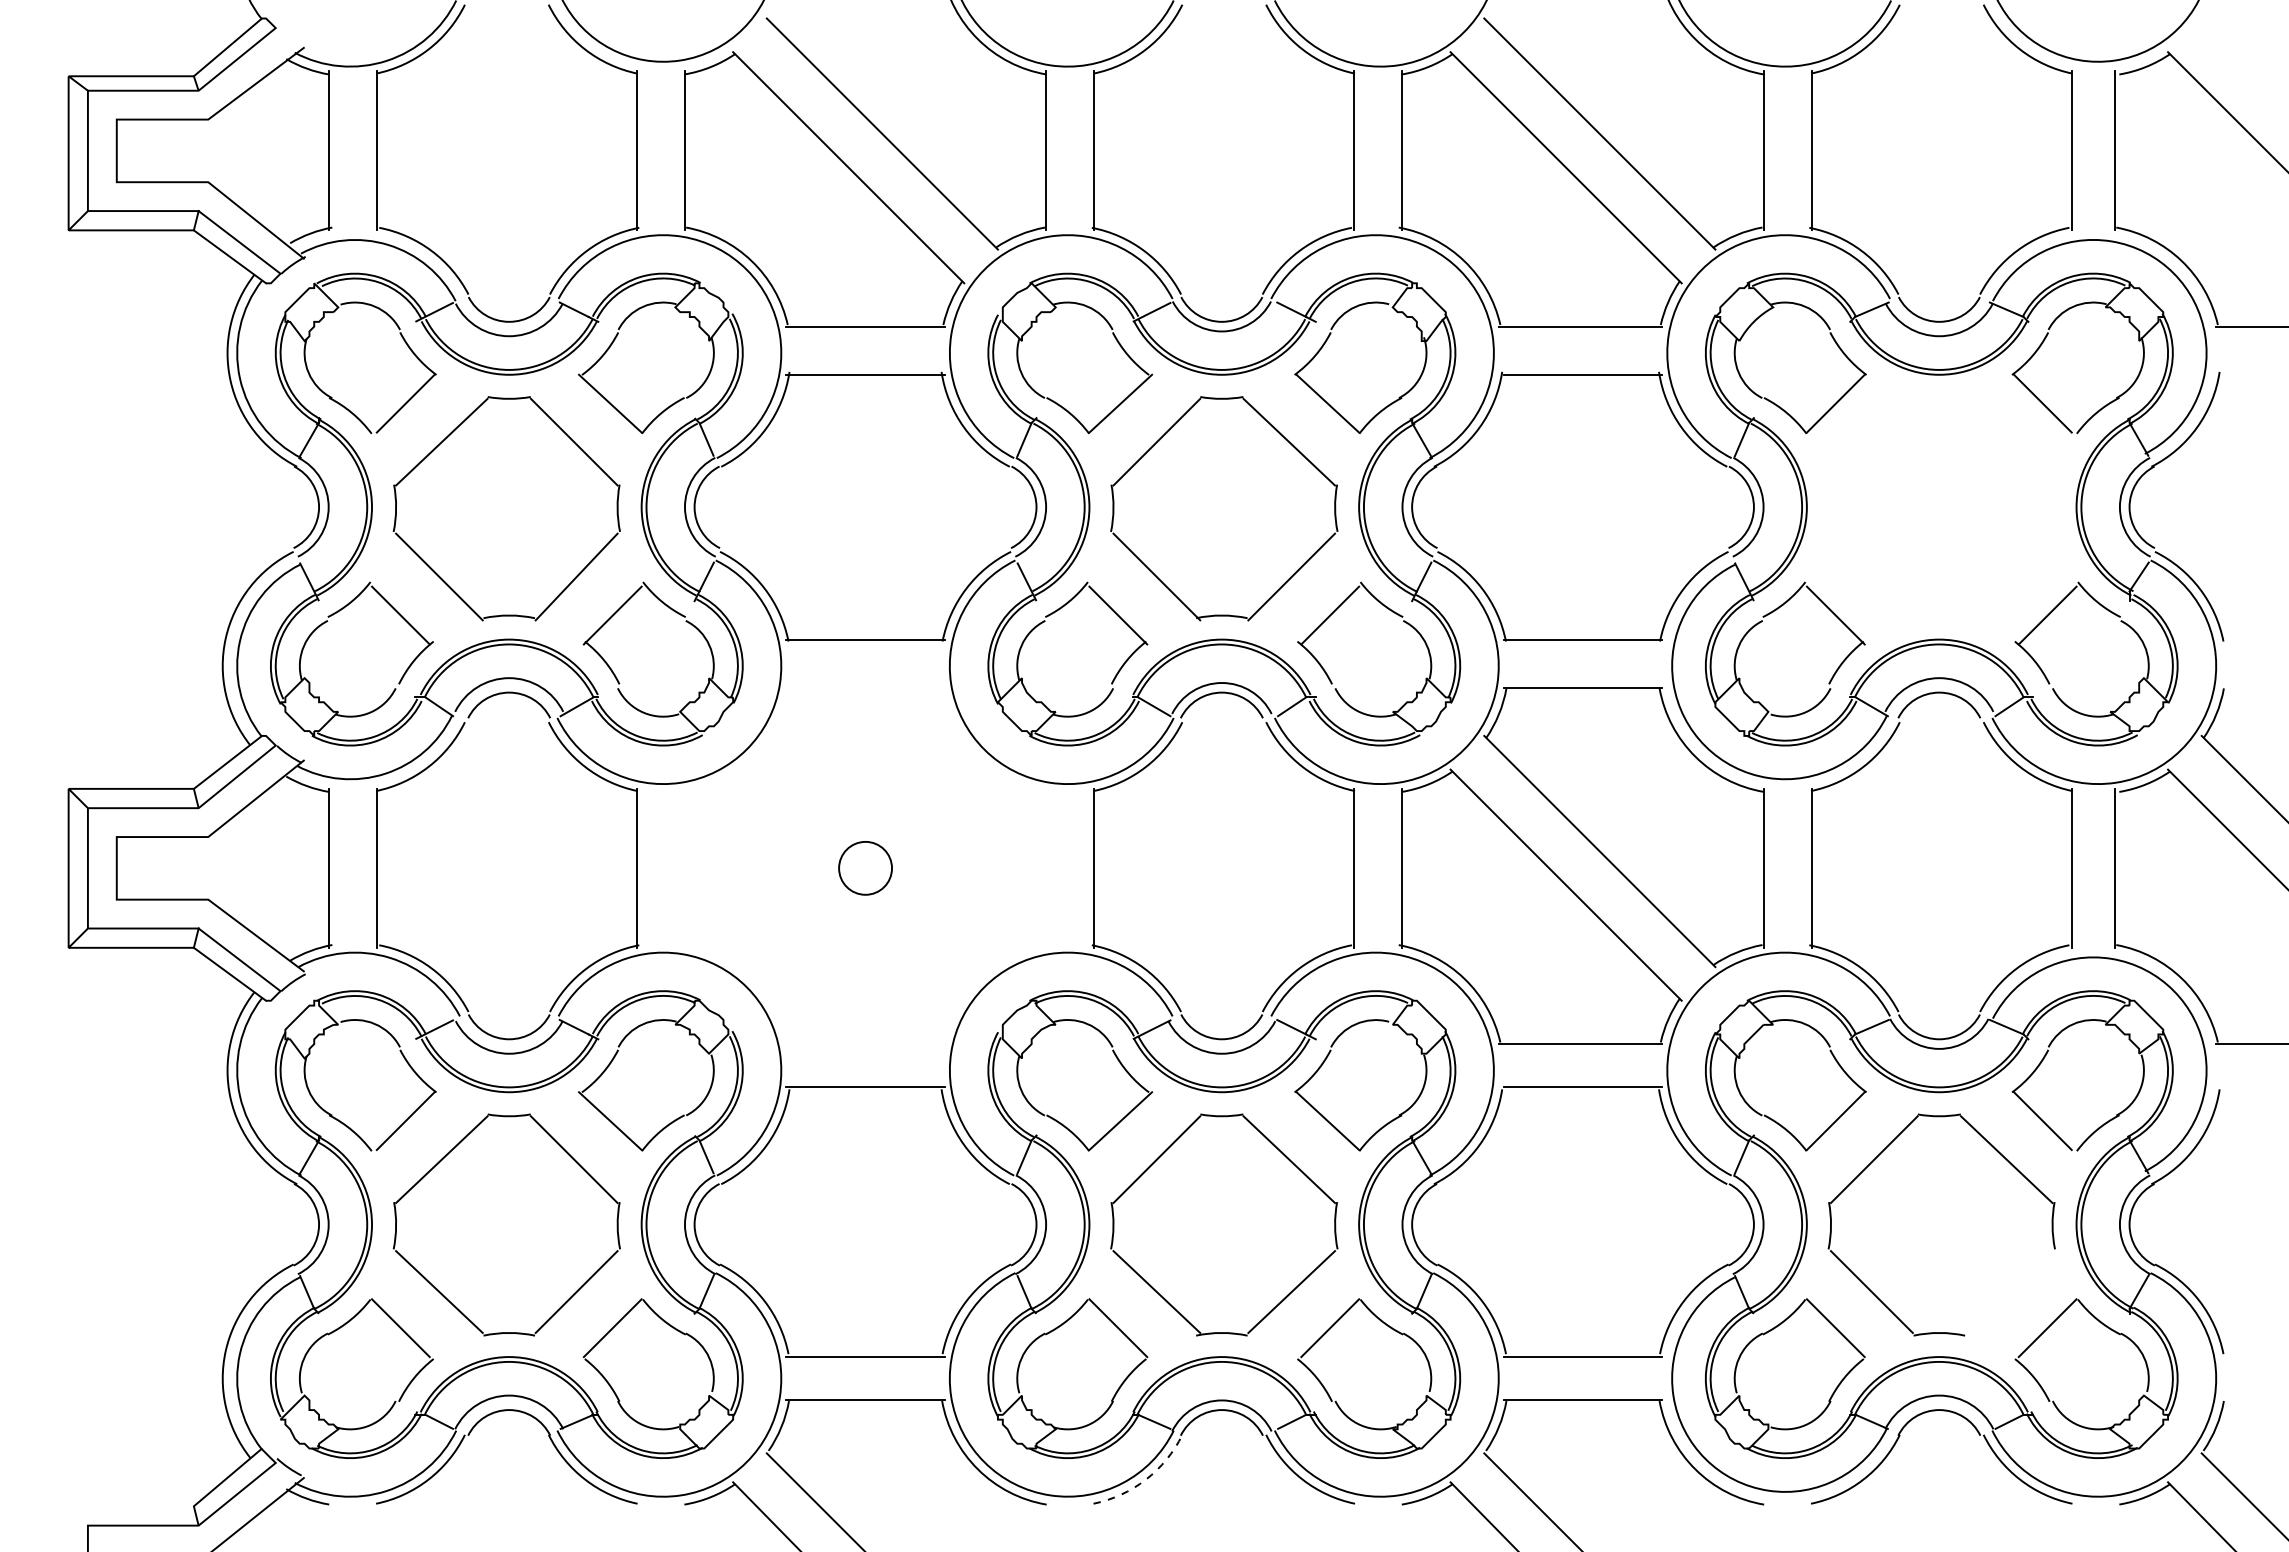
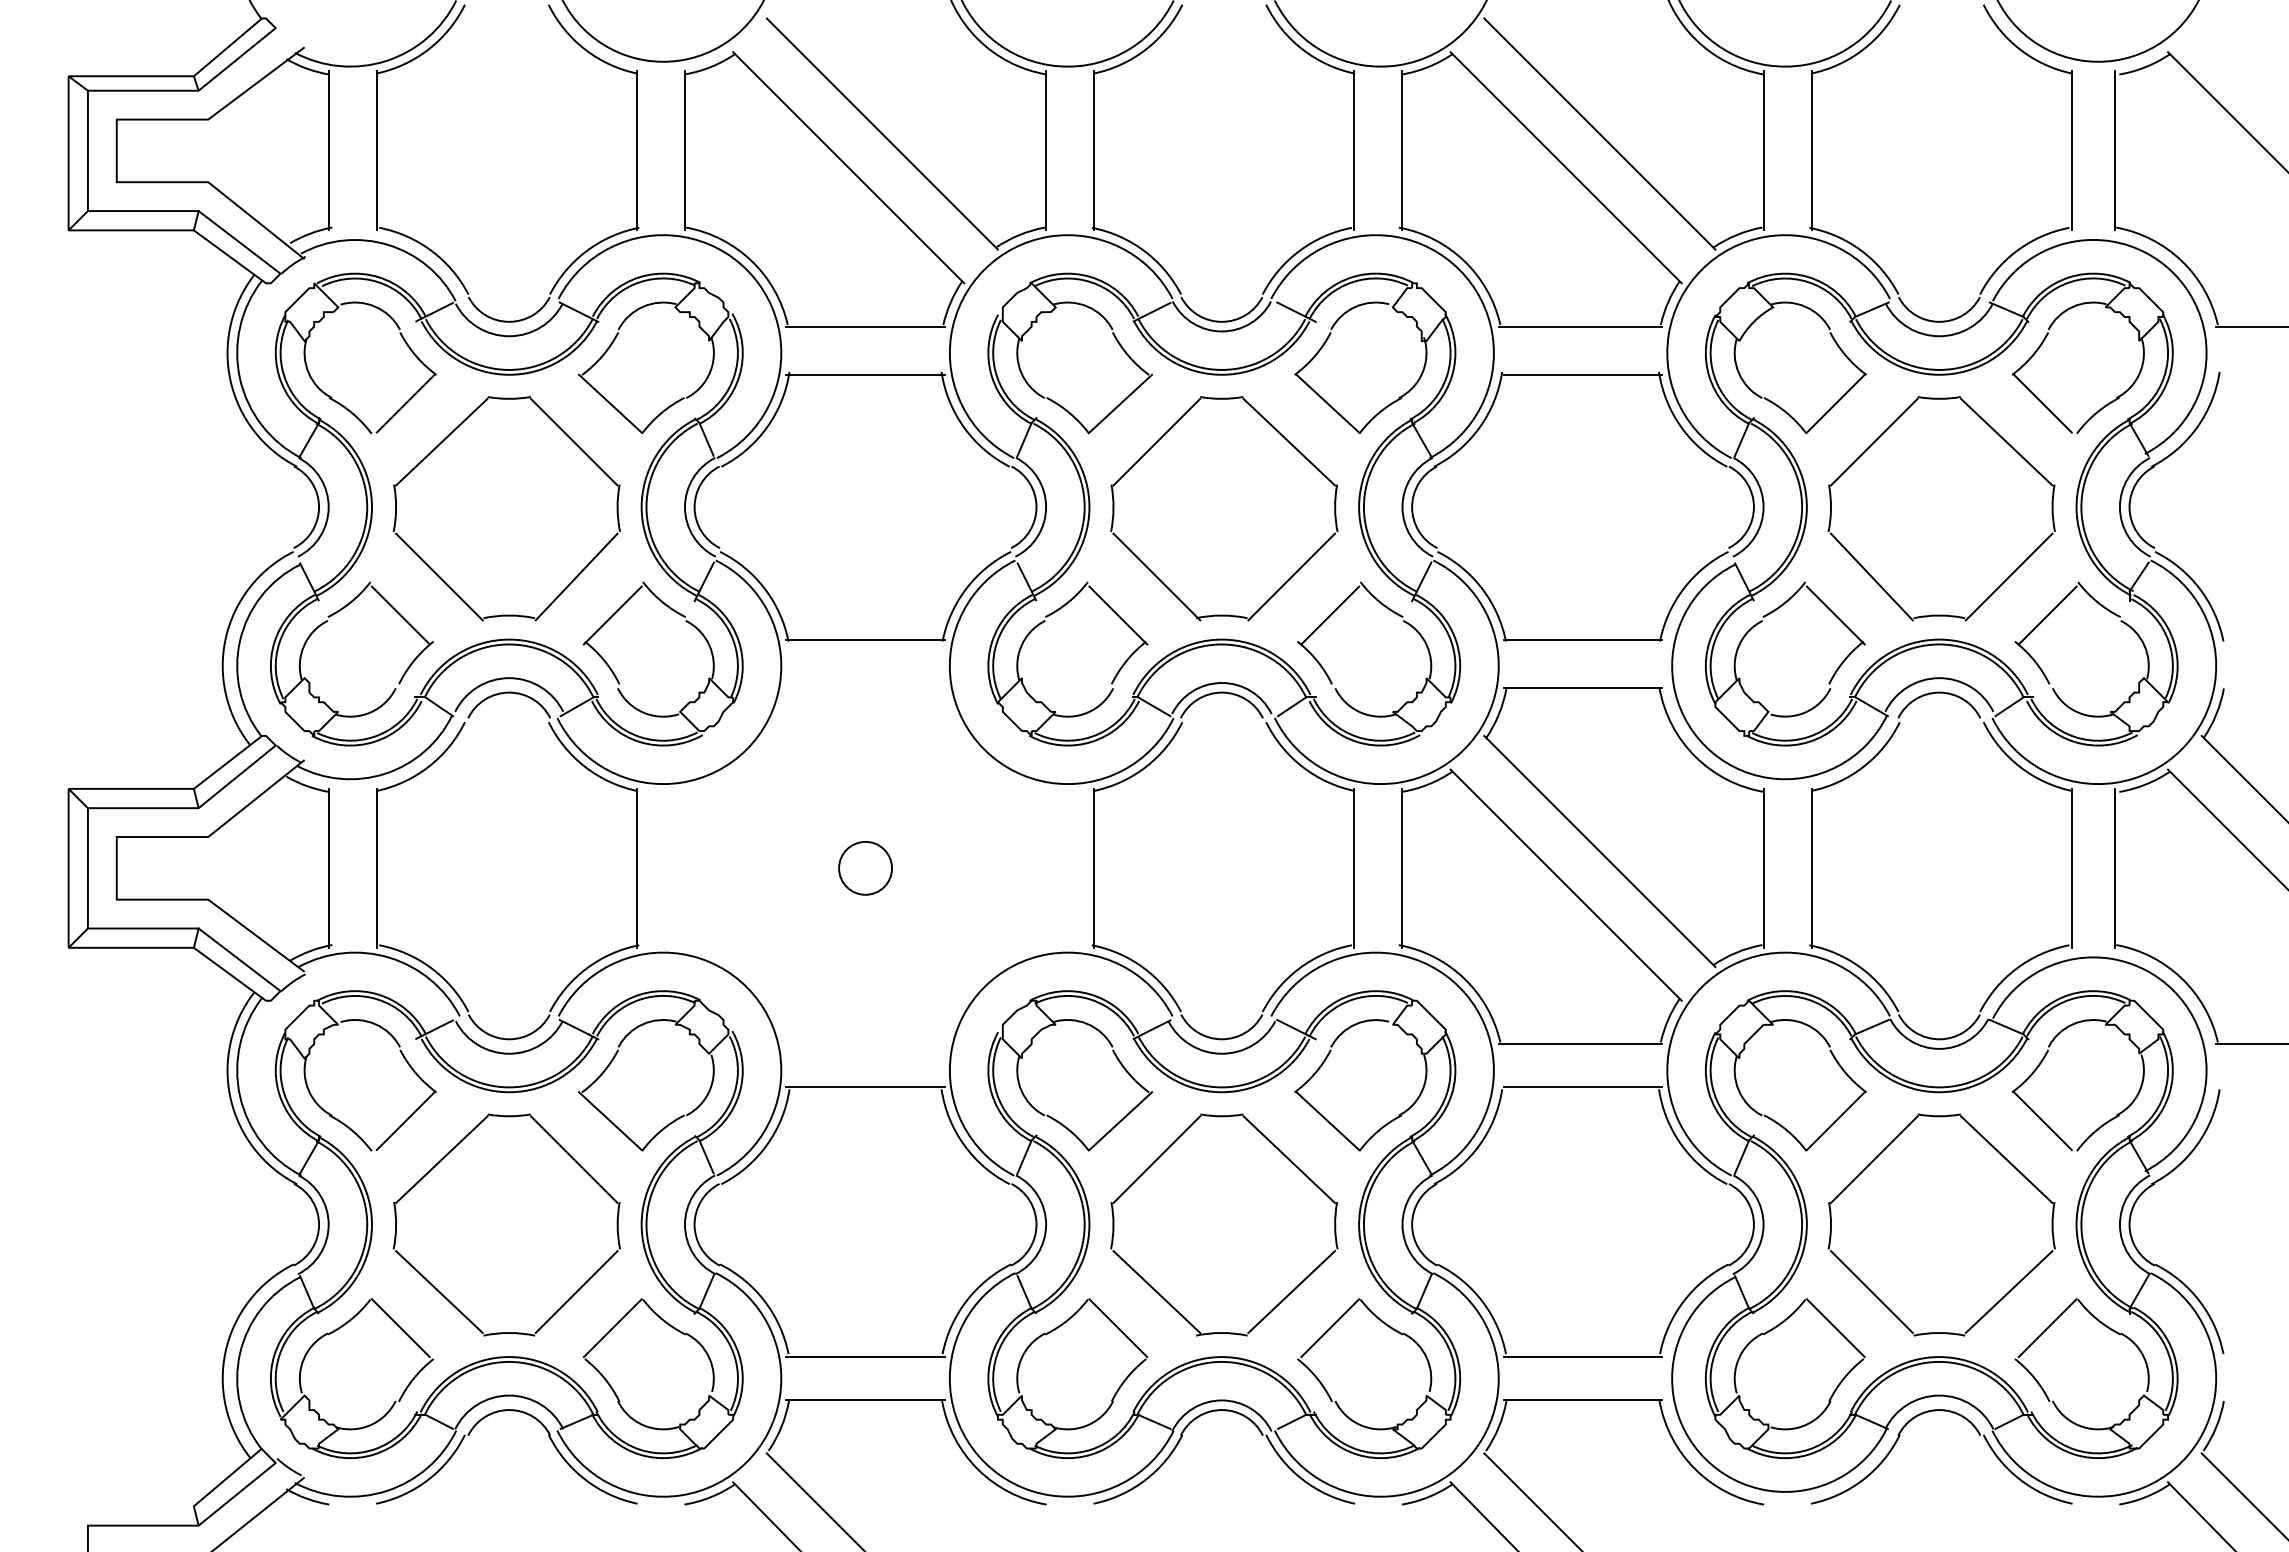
part: none -> present (2006, 443)
line: none -> present (2008, 1291)
arc: dashed -> solid (1145, 1479)
